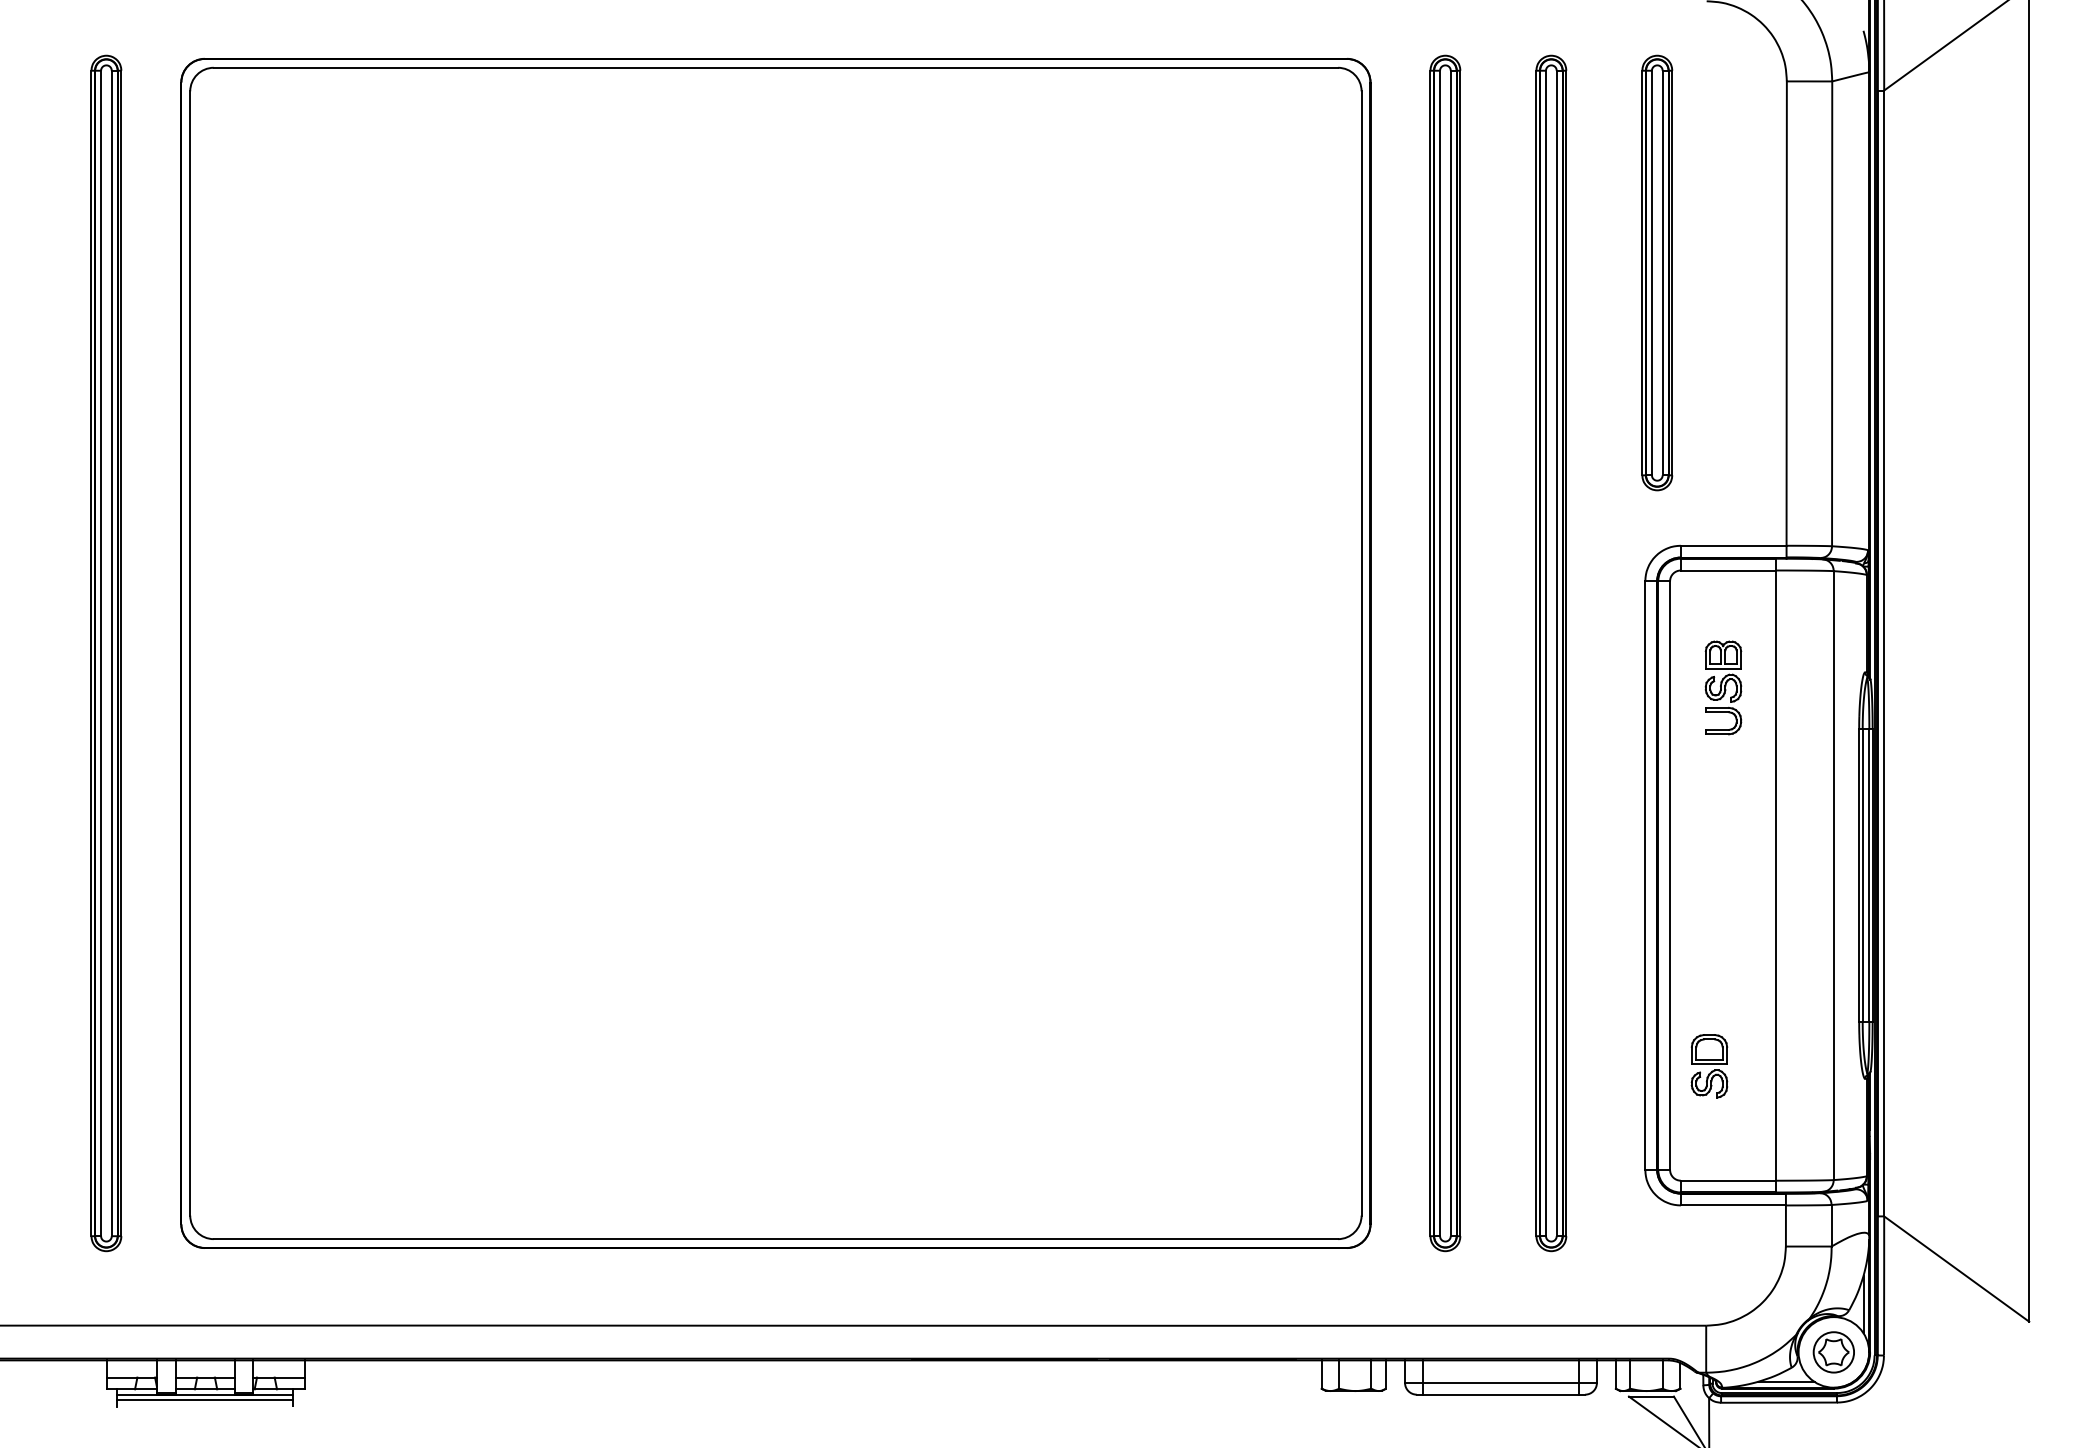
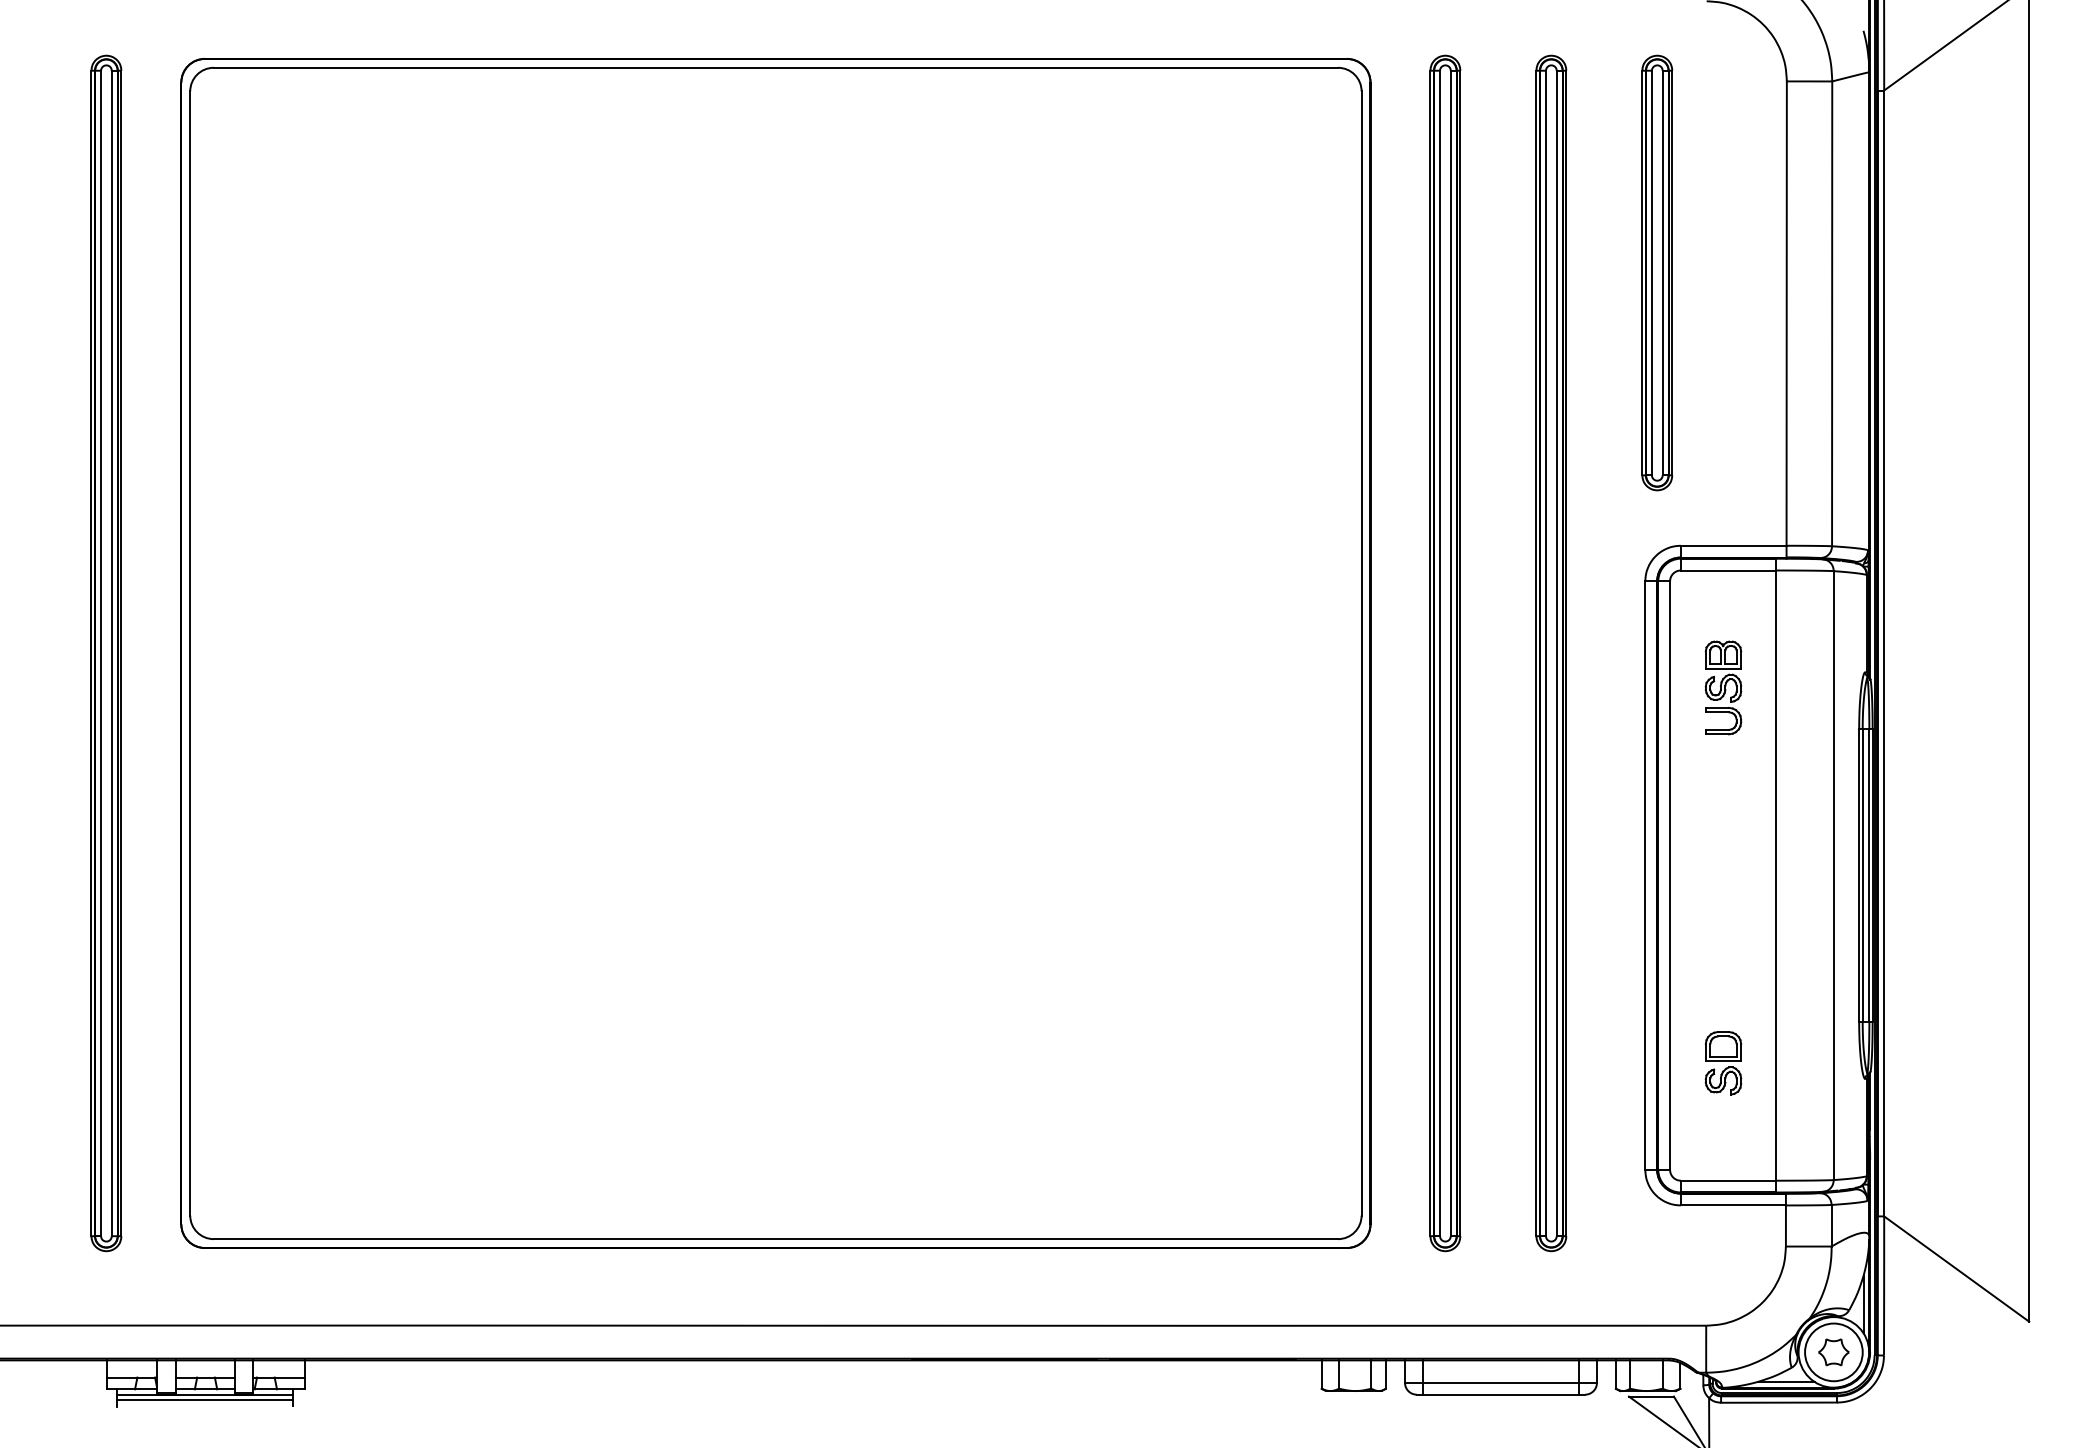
part position: (1709, 1066) -> (1723, 1063) (1723, 1063)
circle diameter: 40 px -> 58 px (1833, 1352)
